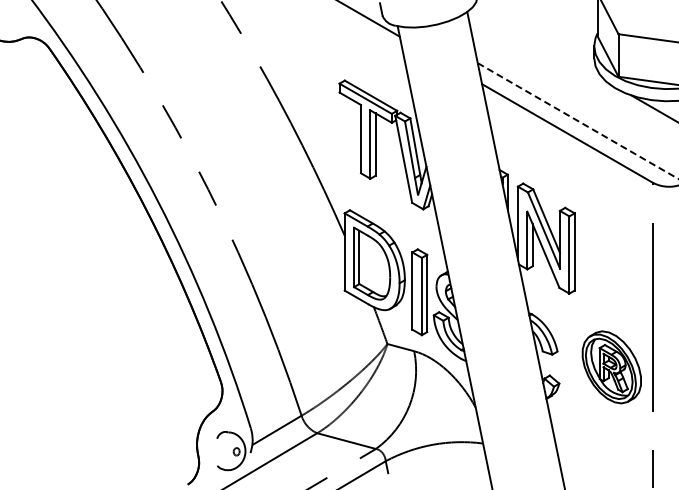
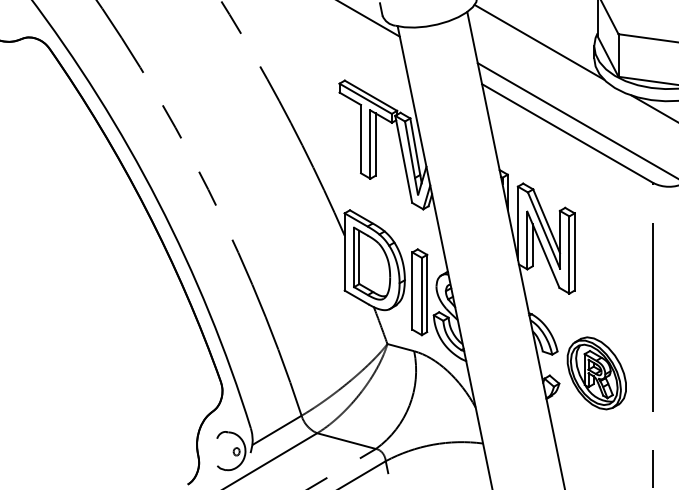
line: none -> present (539, 41)
line: dashed -> solid (577, 121)
part position: (611, 367) -> (596, 373) (596, 373)
